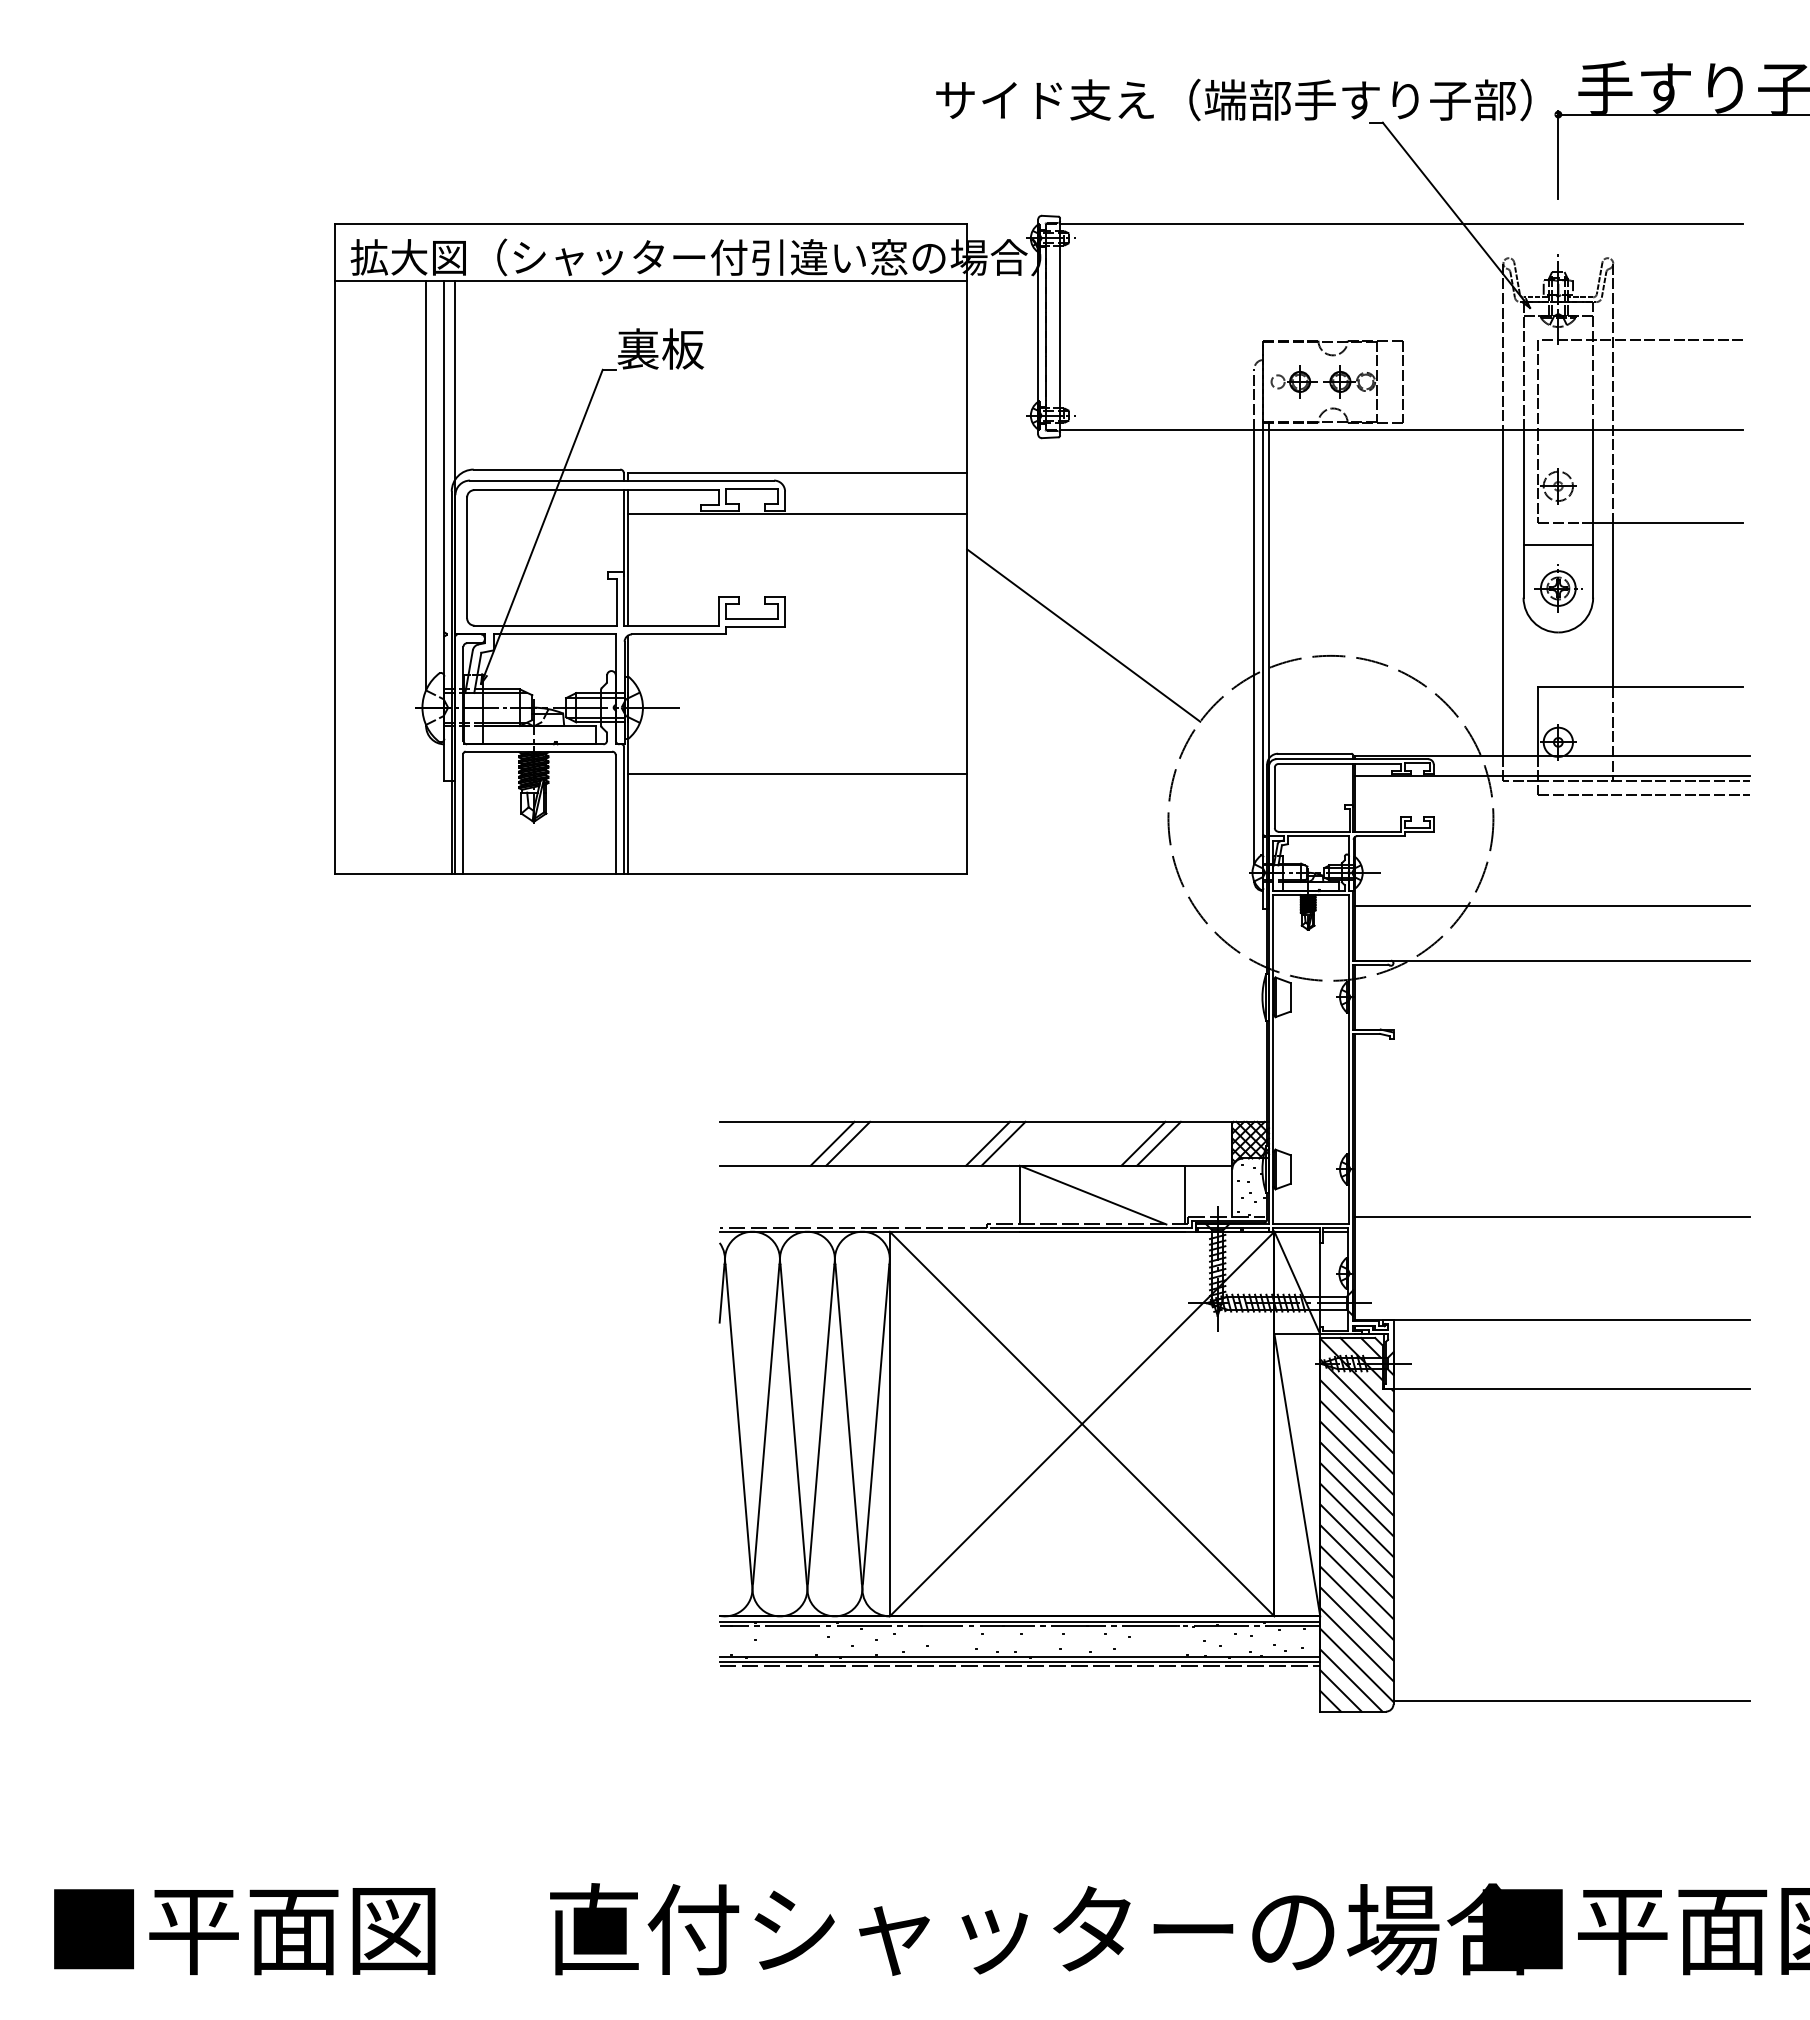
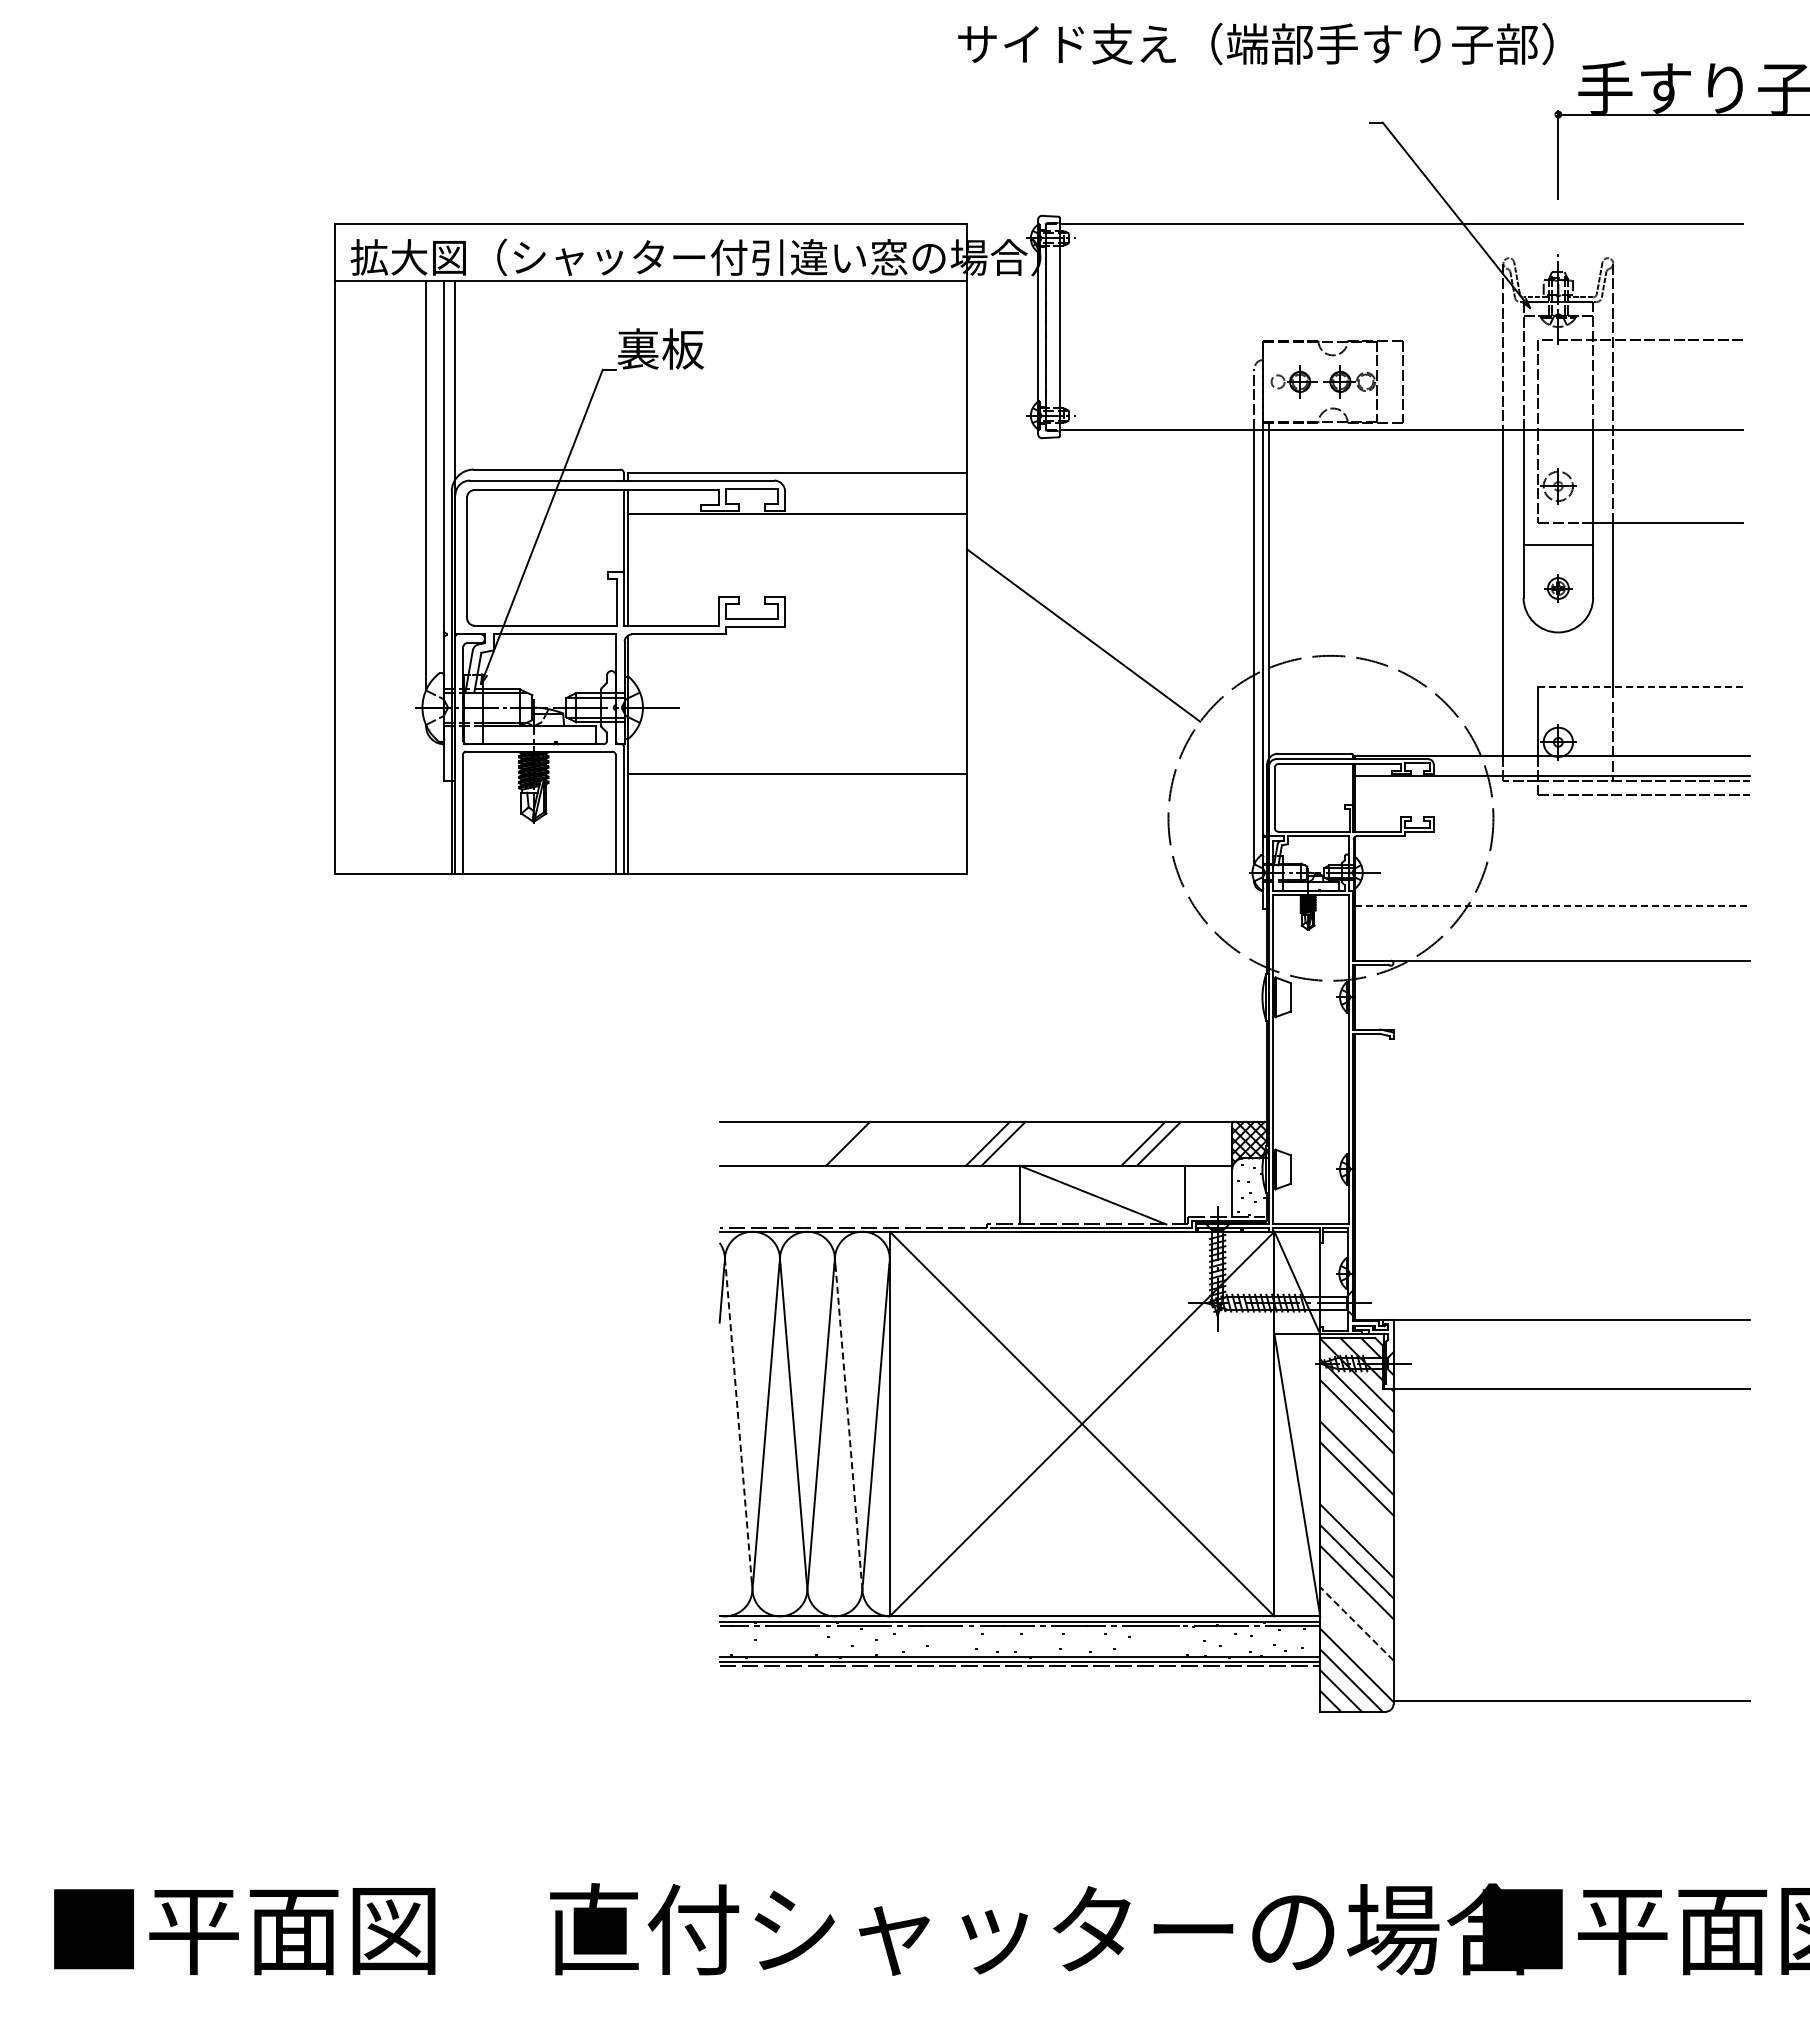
text position: (1233, 99) -> (1255, 43) (1255, 43)
part size: 49x49 px -> 29x29 px (1558, 588)
line: solid -> dashed (1640, 687)
line: solid -> dashed (1552, 905)
line: present -> none (832, 1143)
line: present -> none (1552, 1216)
line: solid -> dashed (738, 1424)
line: solid -> dashed (848, 1424)
line: present -> none (1356, 1437)
line: present -> none (1356, 1499)
line: present -> none (1356, 1519)
line: present -> none (1356, 1602)
line: solid -> dashed (1356, 1623)
line: present -> none (1356, 1644)
